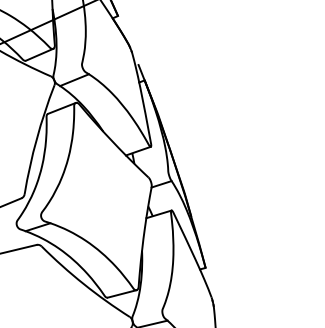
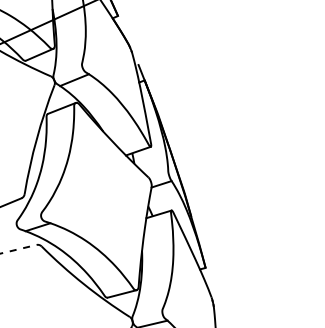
line: solid -> dashed (18, 249)
